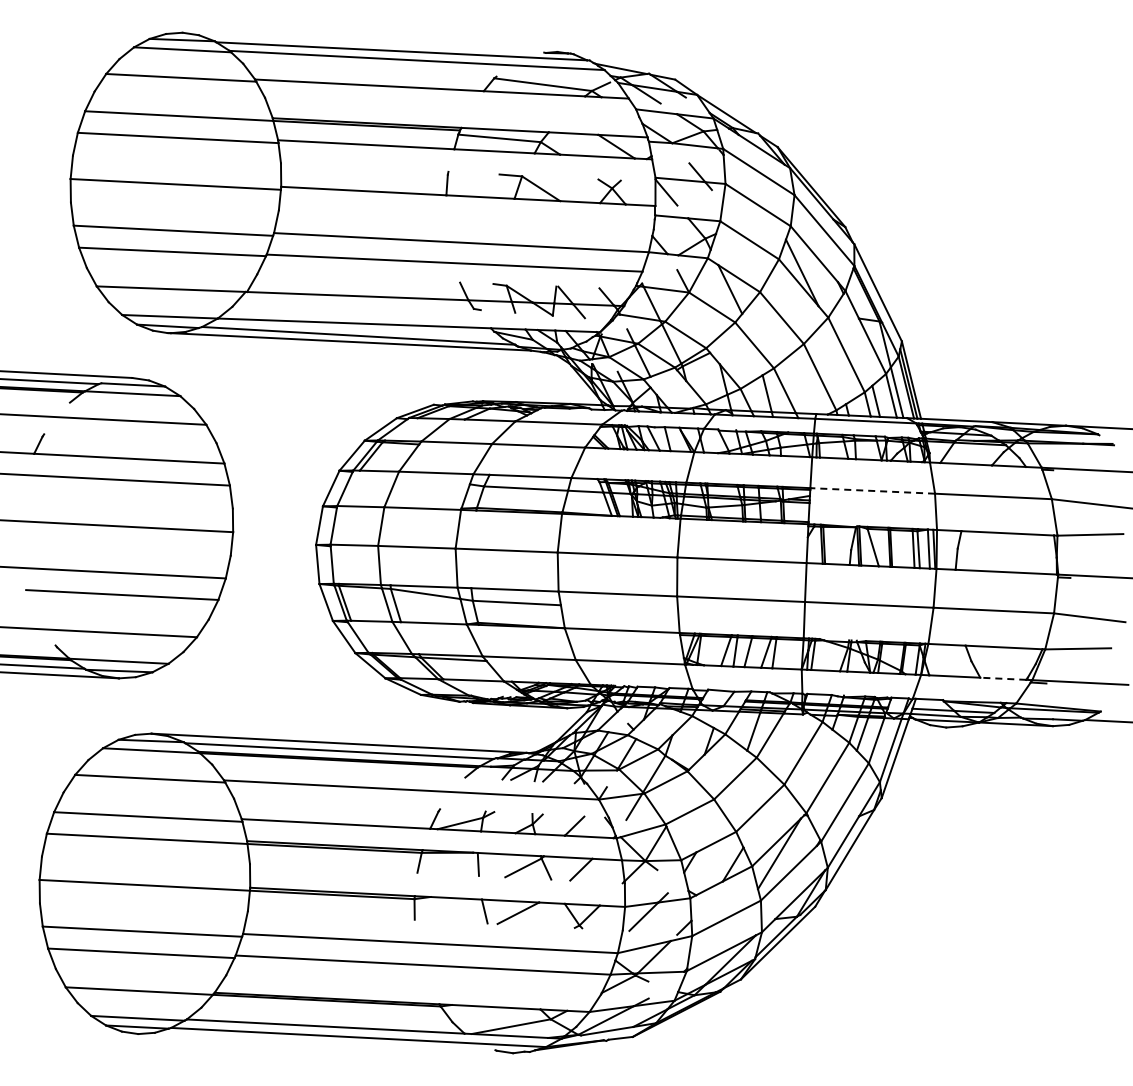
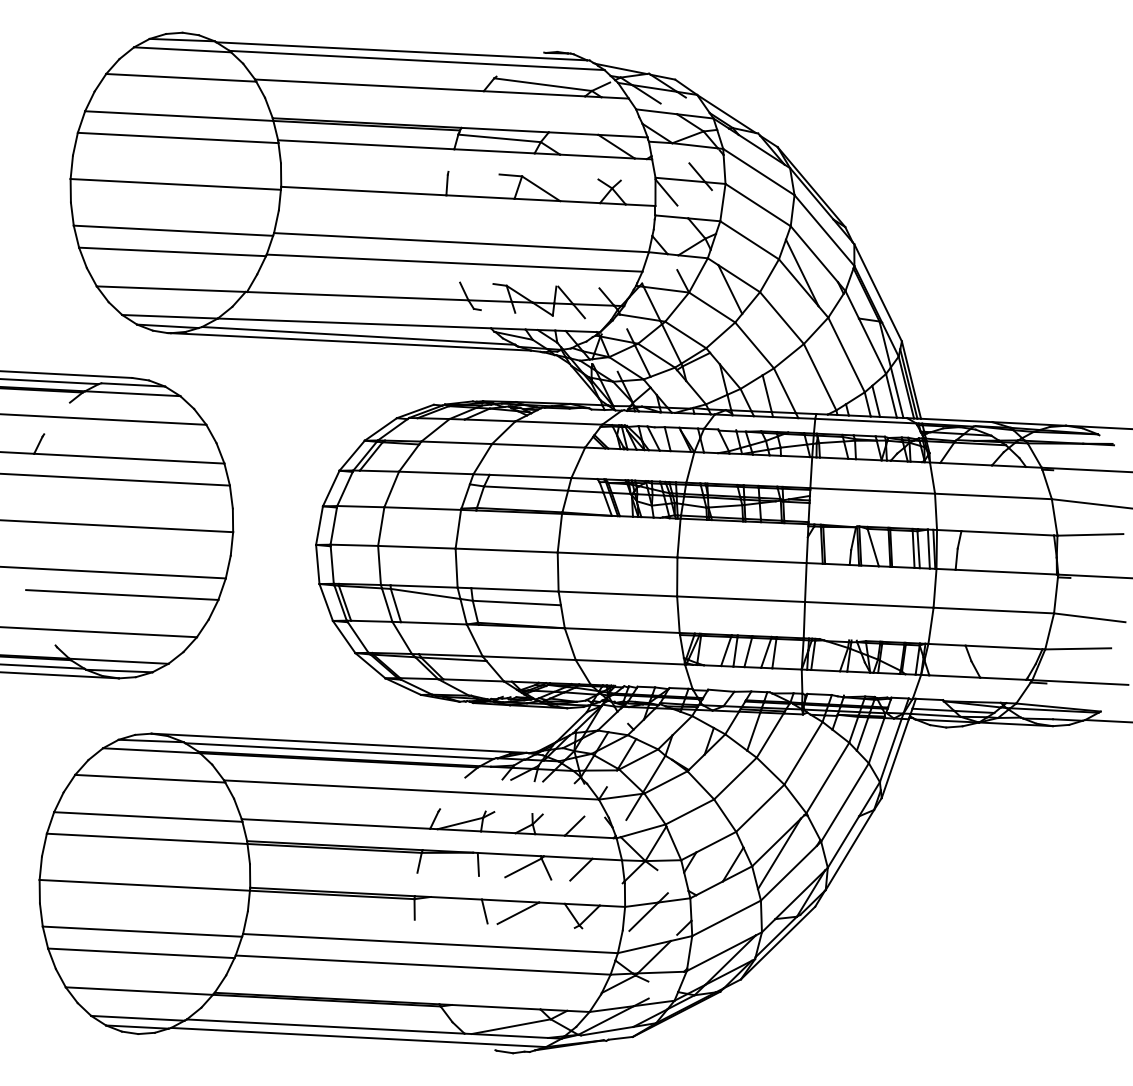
line: dashed -> solid (872, 490)
line: dashed -> solid (1002, 678)
